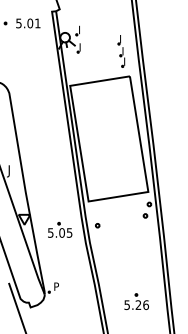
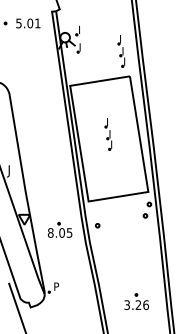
part: none -> present (108, 134)
text: 5.05 -> 8.05 (50, 232)
text: 5.26 -> 3.26 (126, 304)
